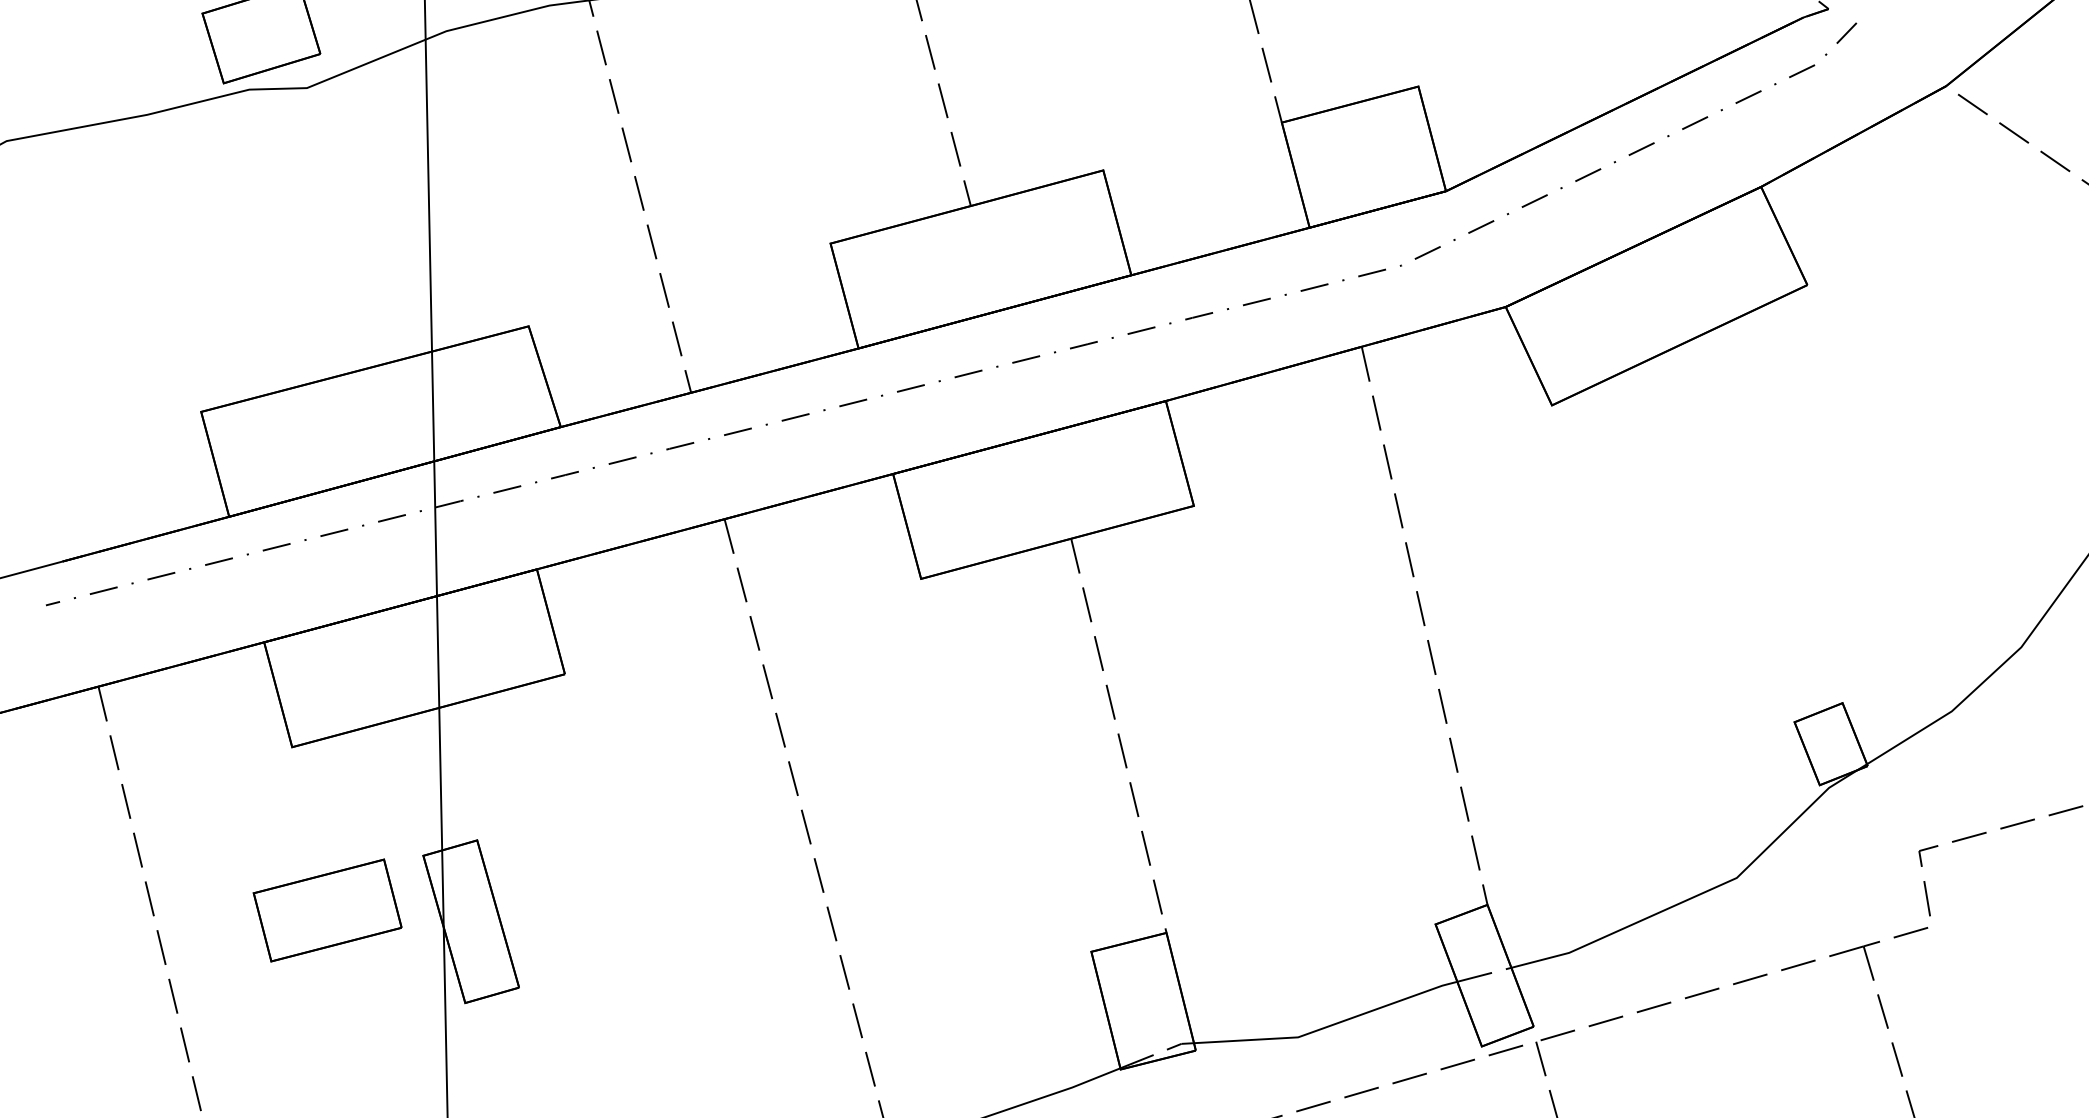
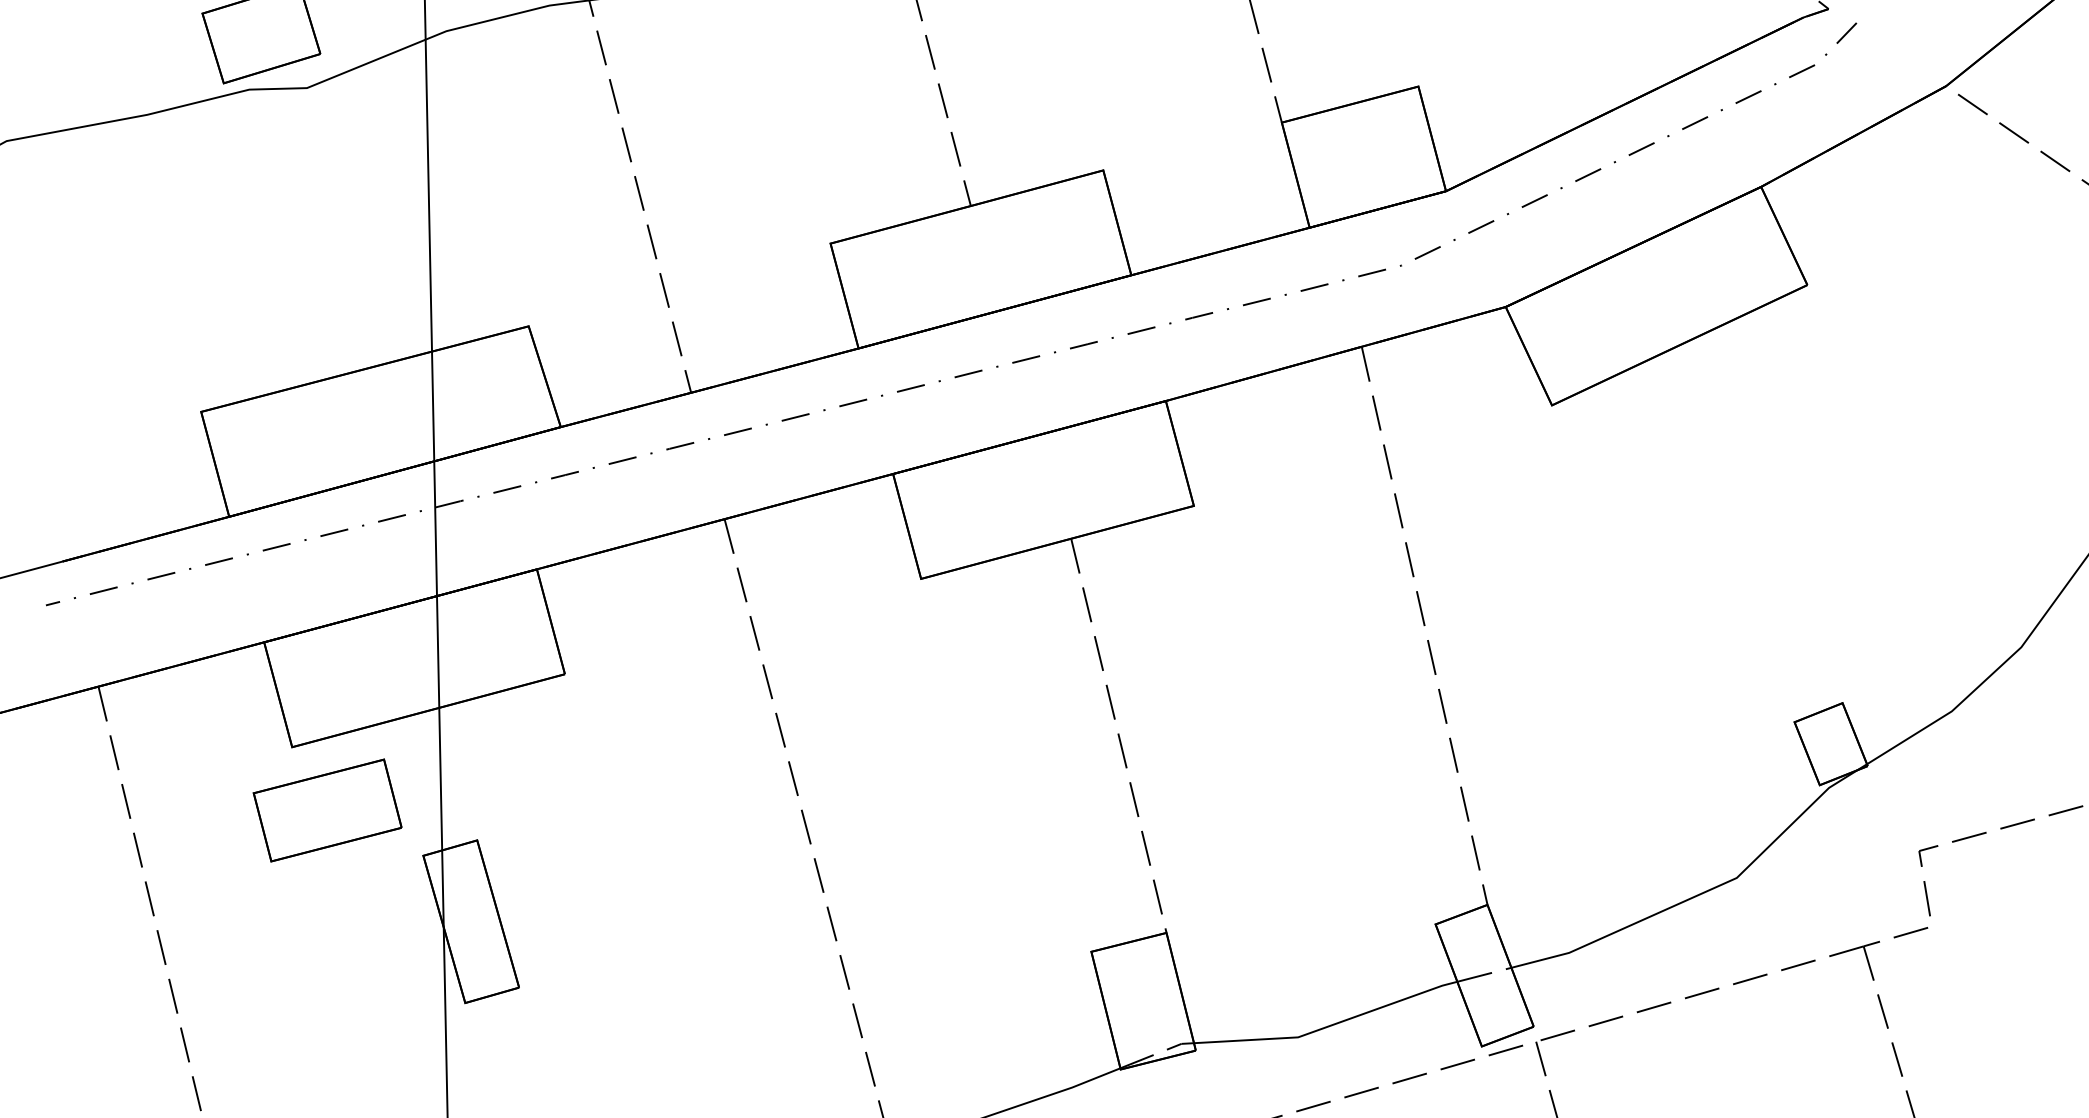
part position: (327, 910) -> (327, 810) (327, 810)
